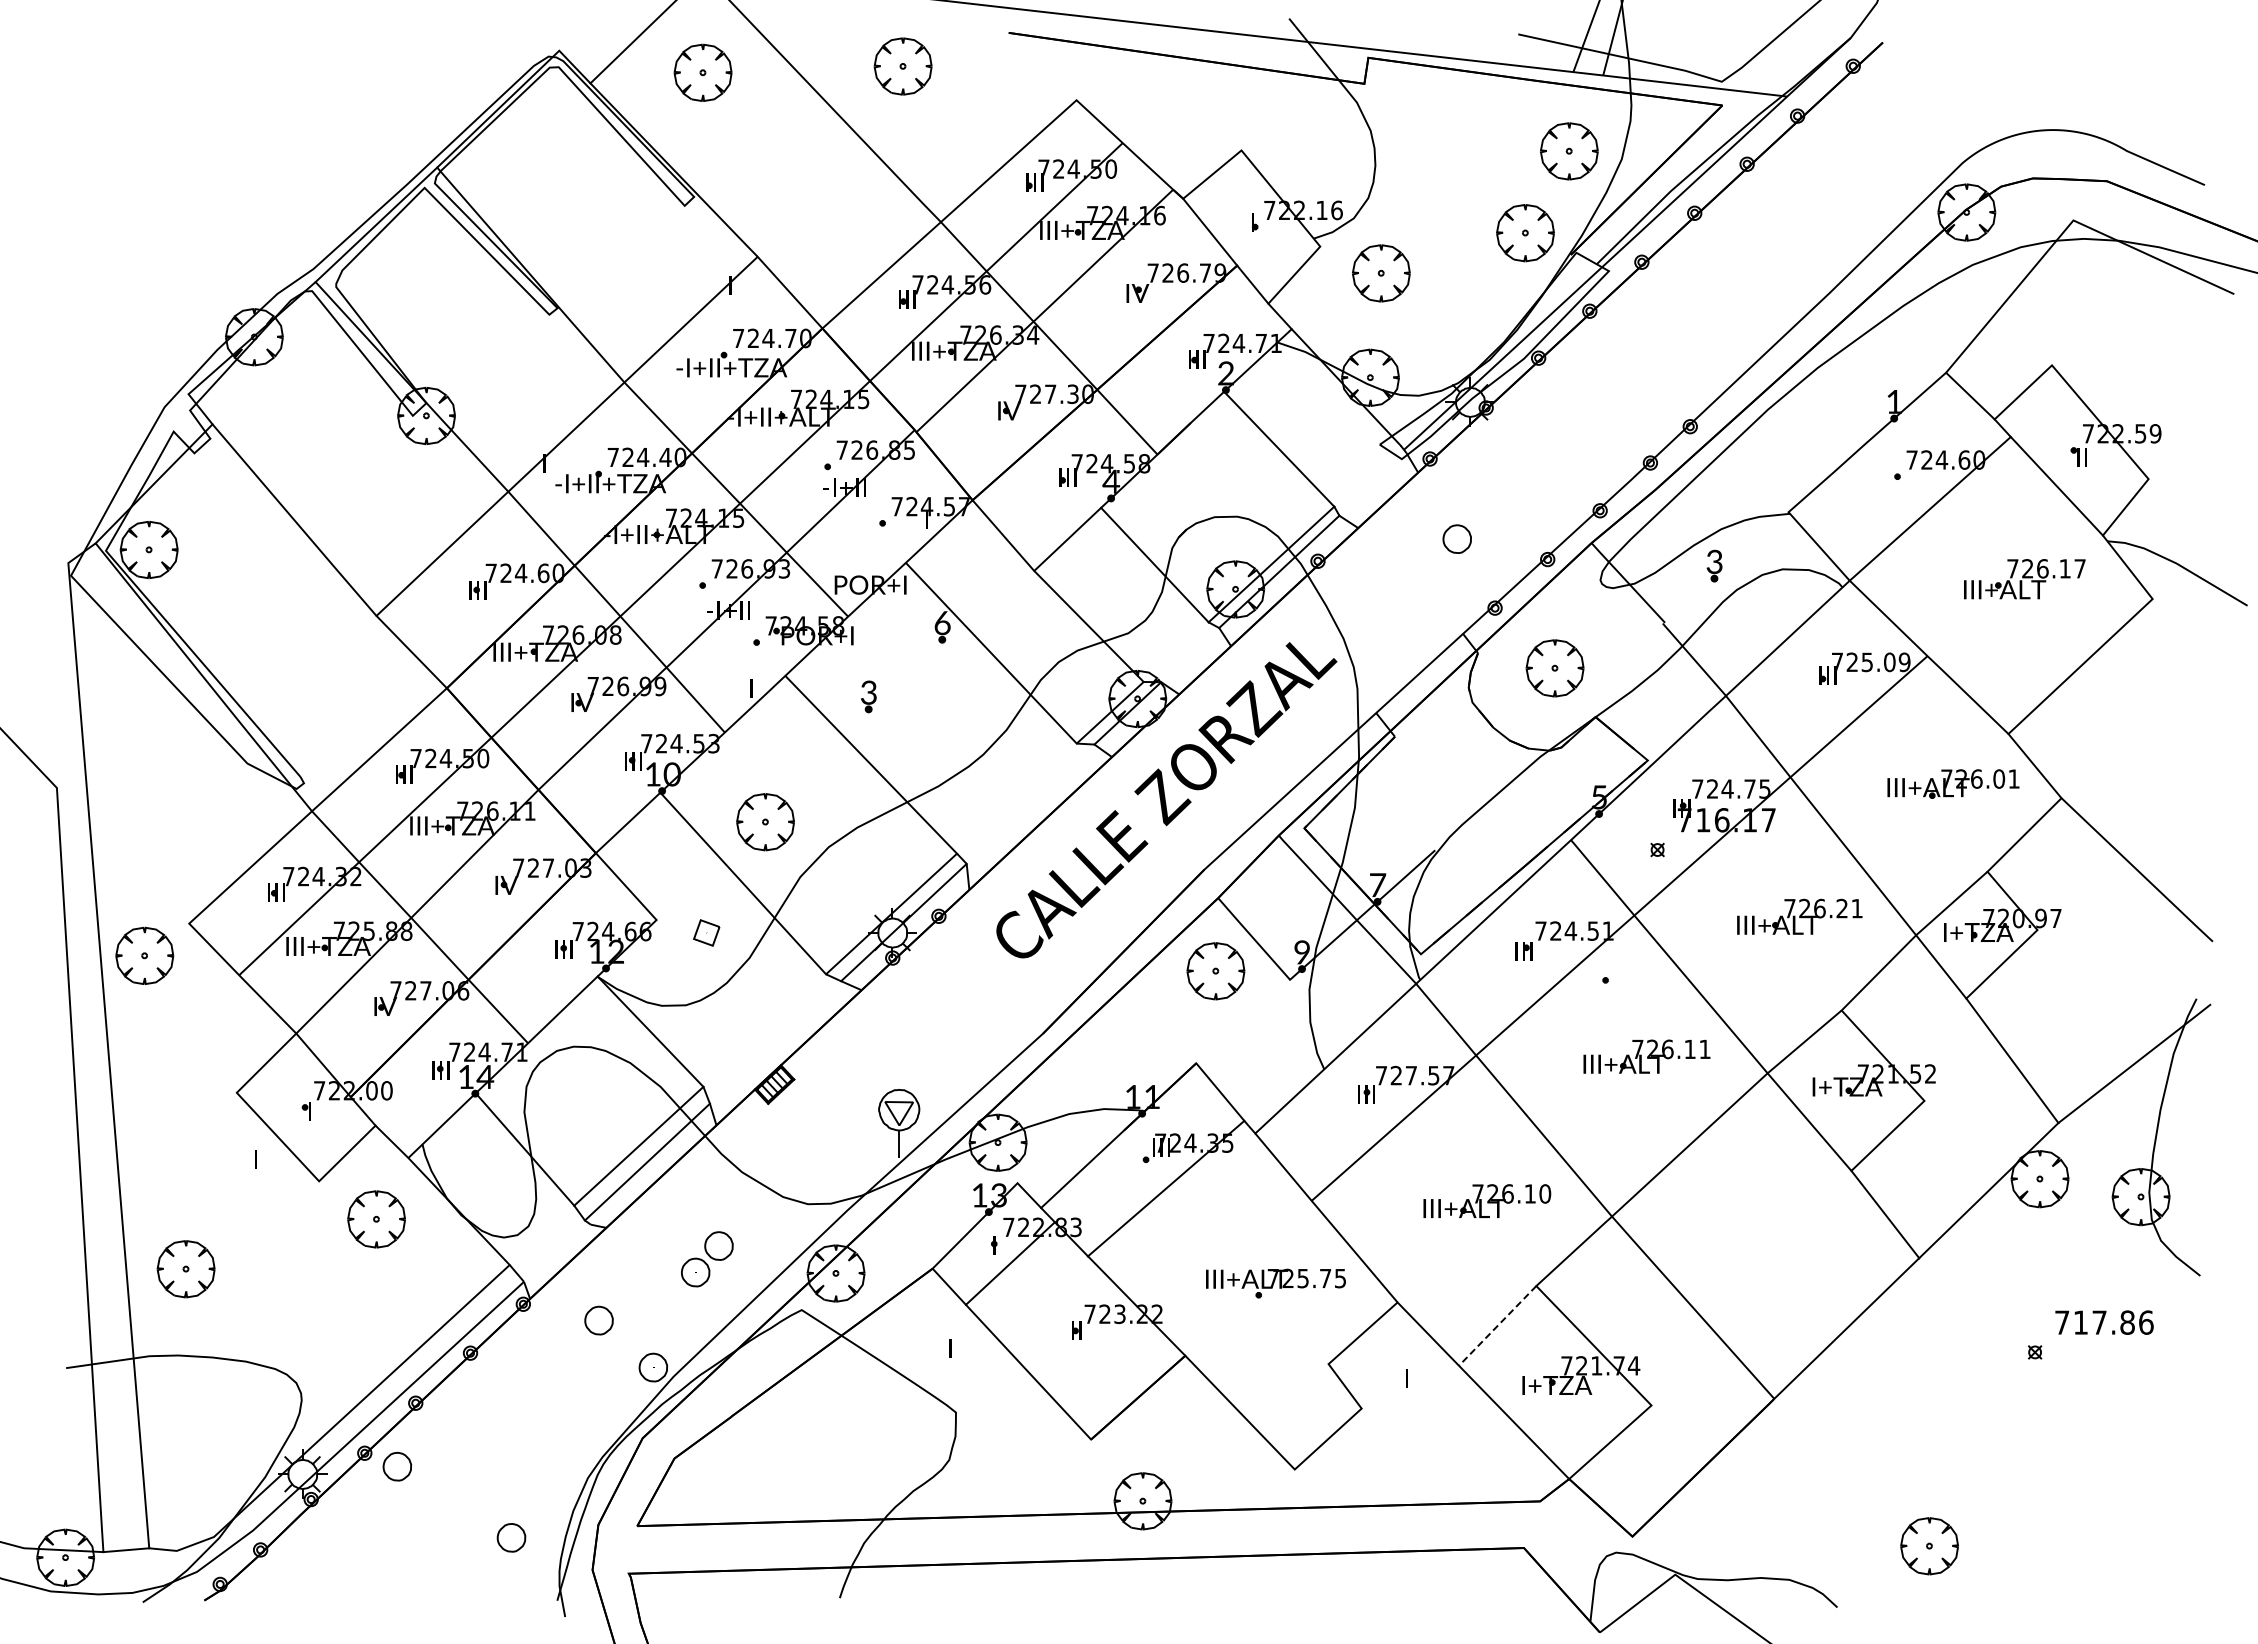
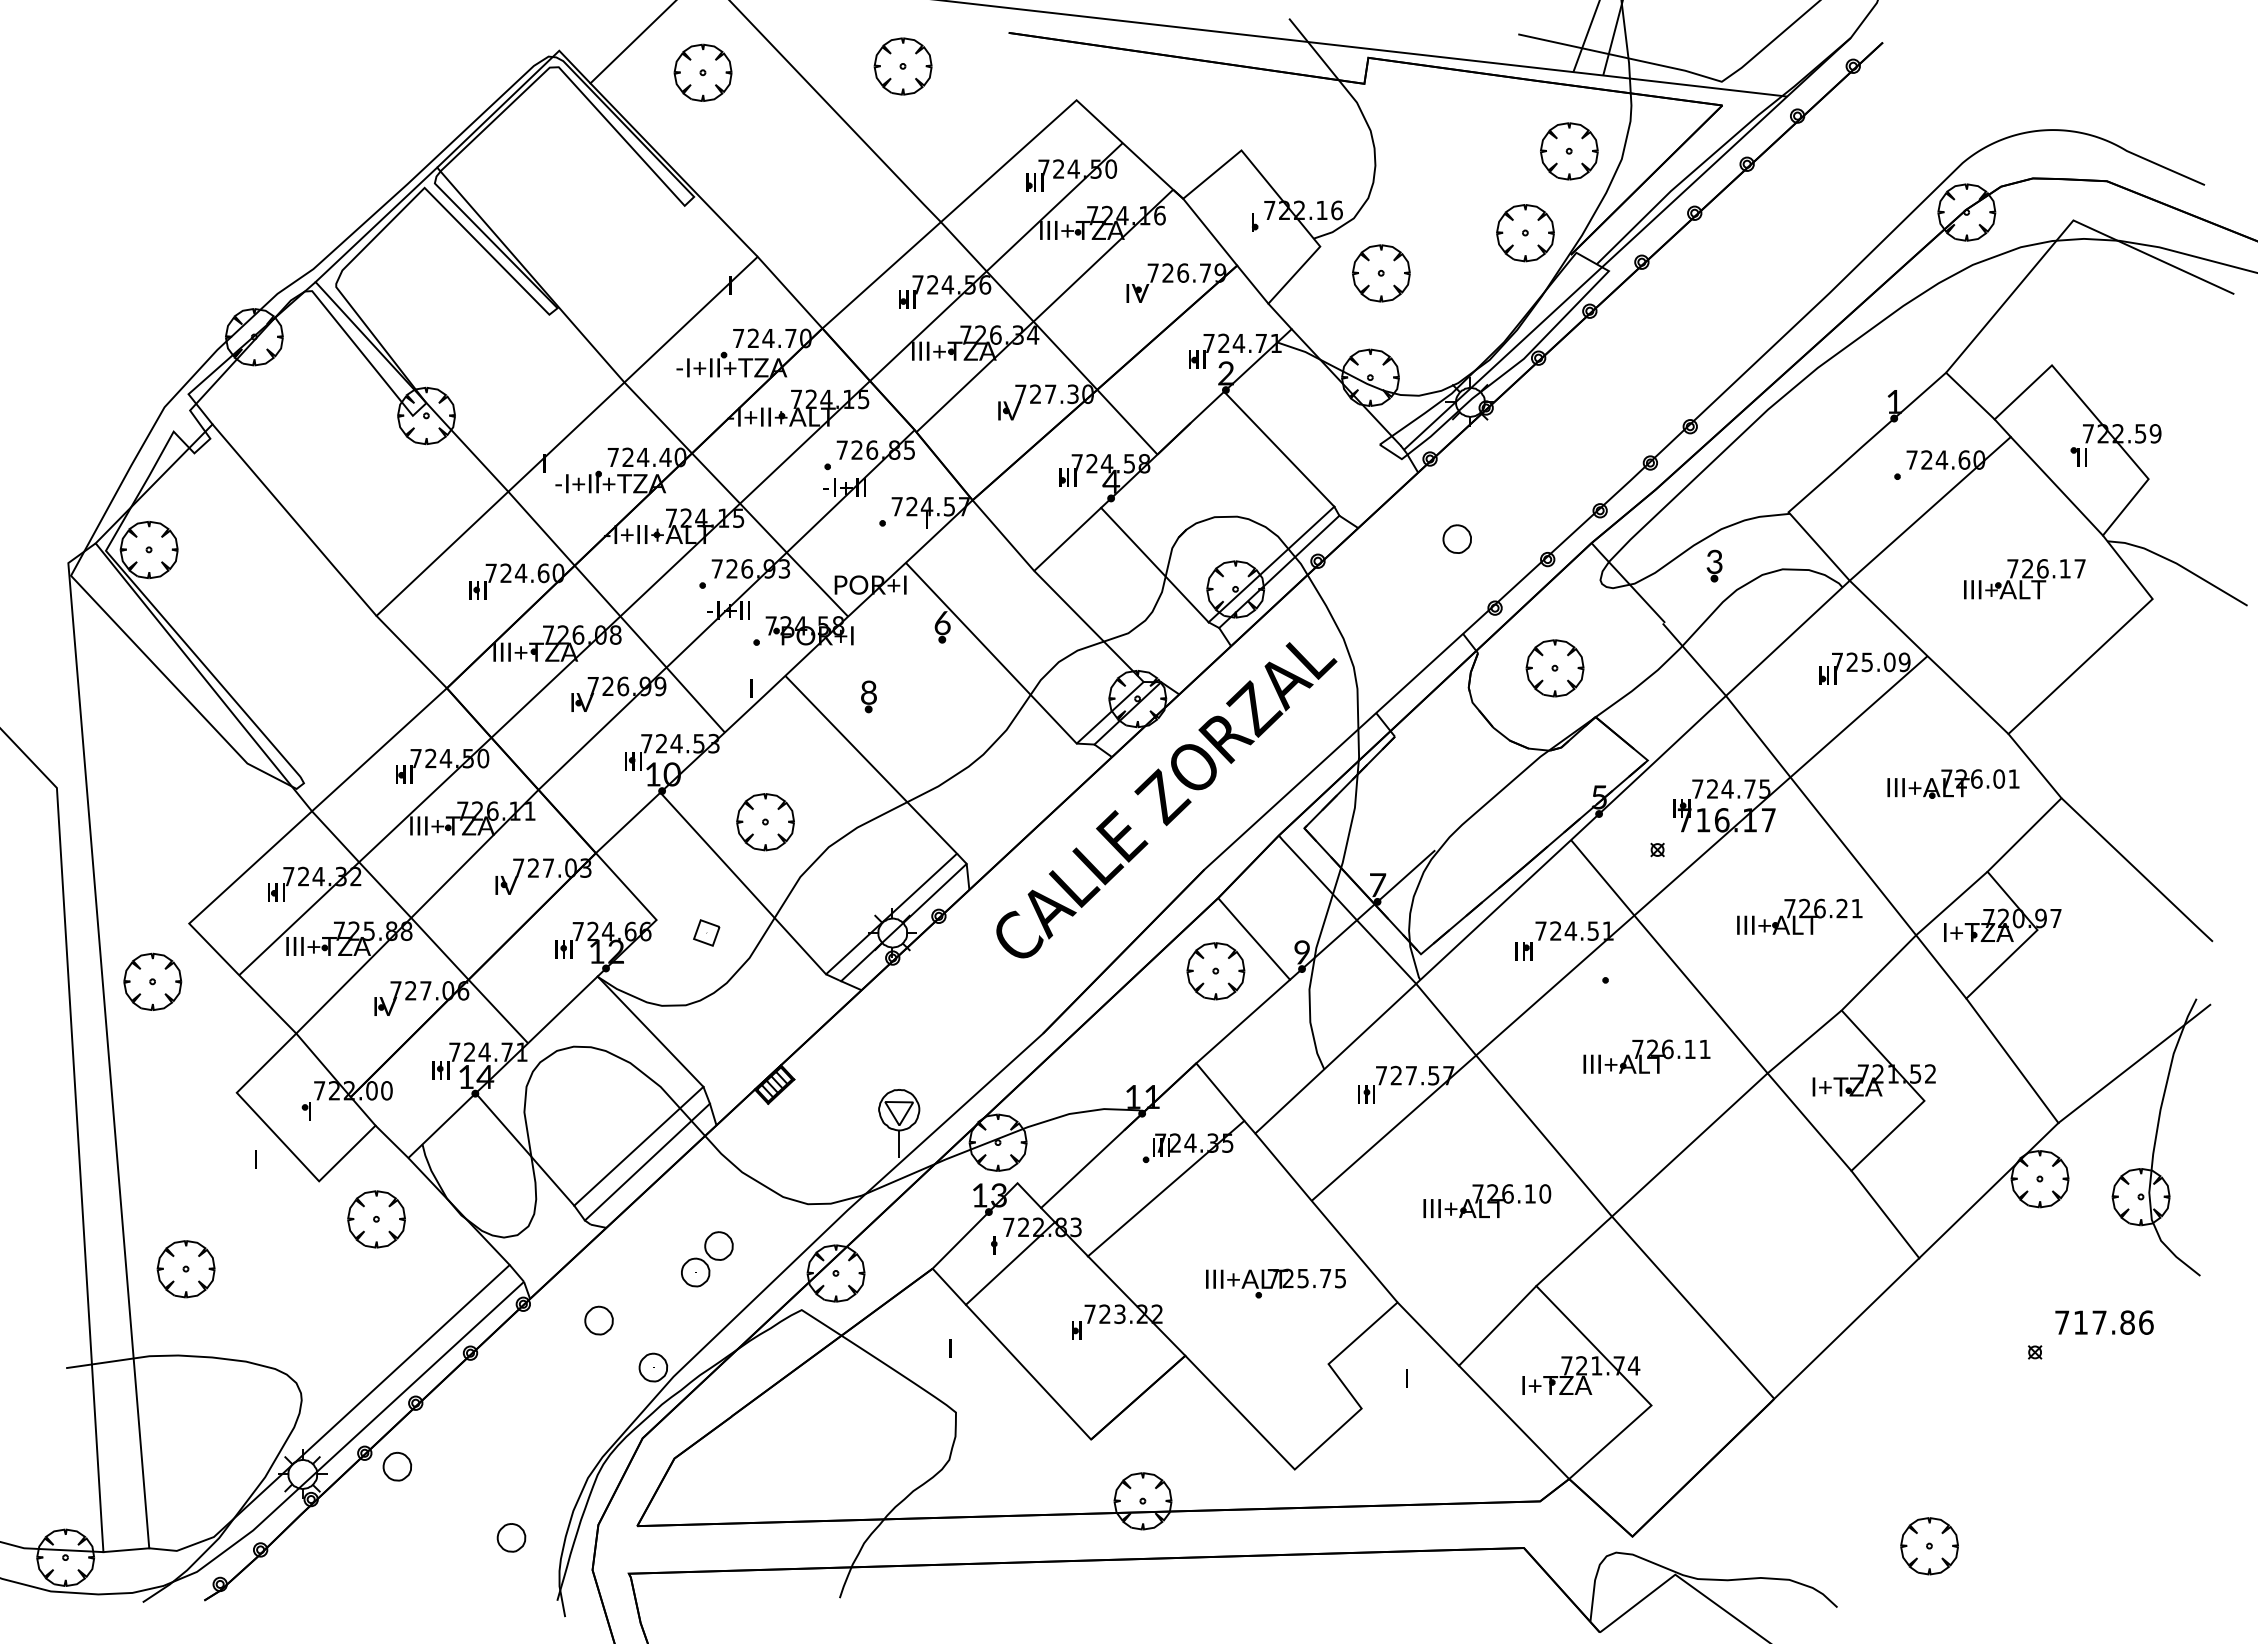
text: 3 -> 8 (868, 692)
part position: (144, 955) -> (152, 981) (152, 981)
line: none -> present (1243, 1021)
line: dashed -> solid (1497, 1325)
